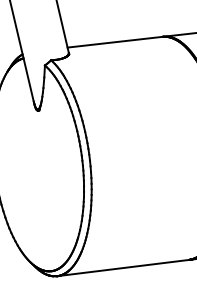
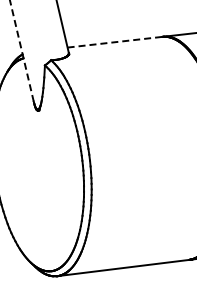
line: solid -> dashed (115, 42)
line: solid -> dashed (21, 51)
